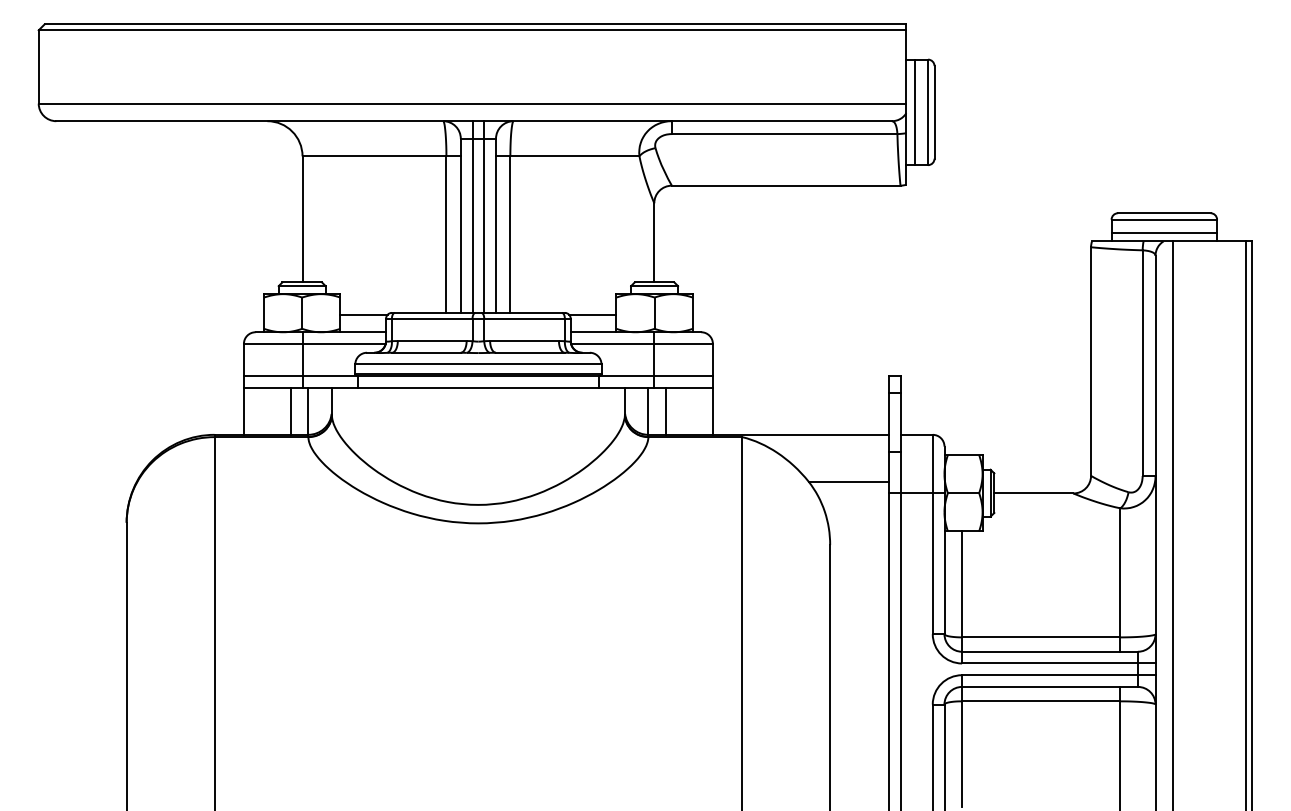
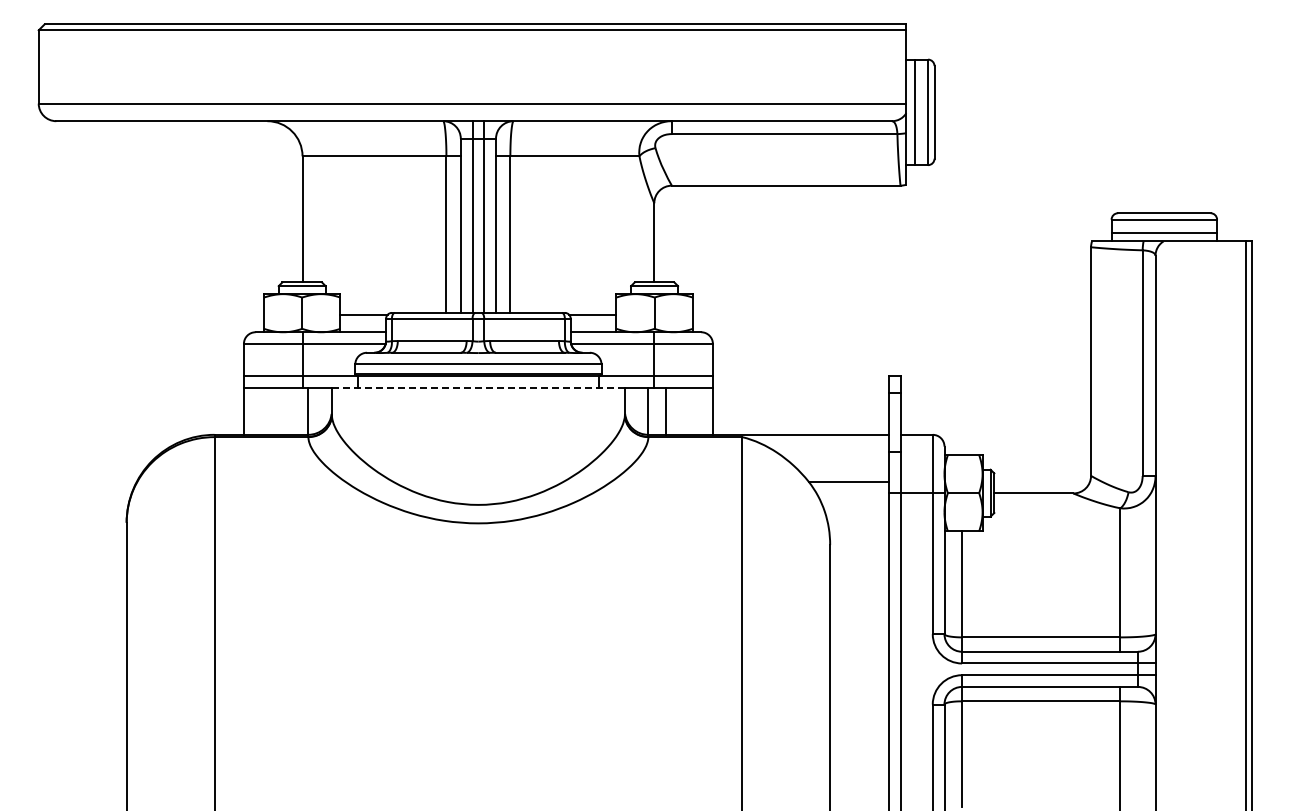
line: solid -> dashed (478, 387)
line: present -> none (290, 410)
line: present -> none (1173, 524)
